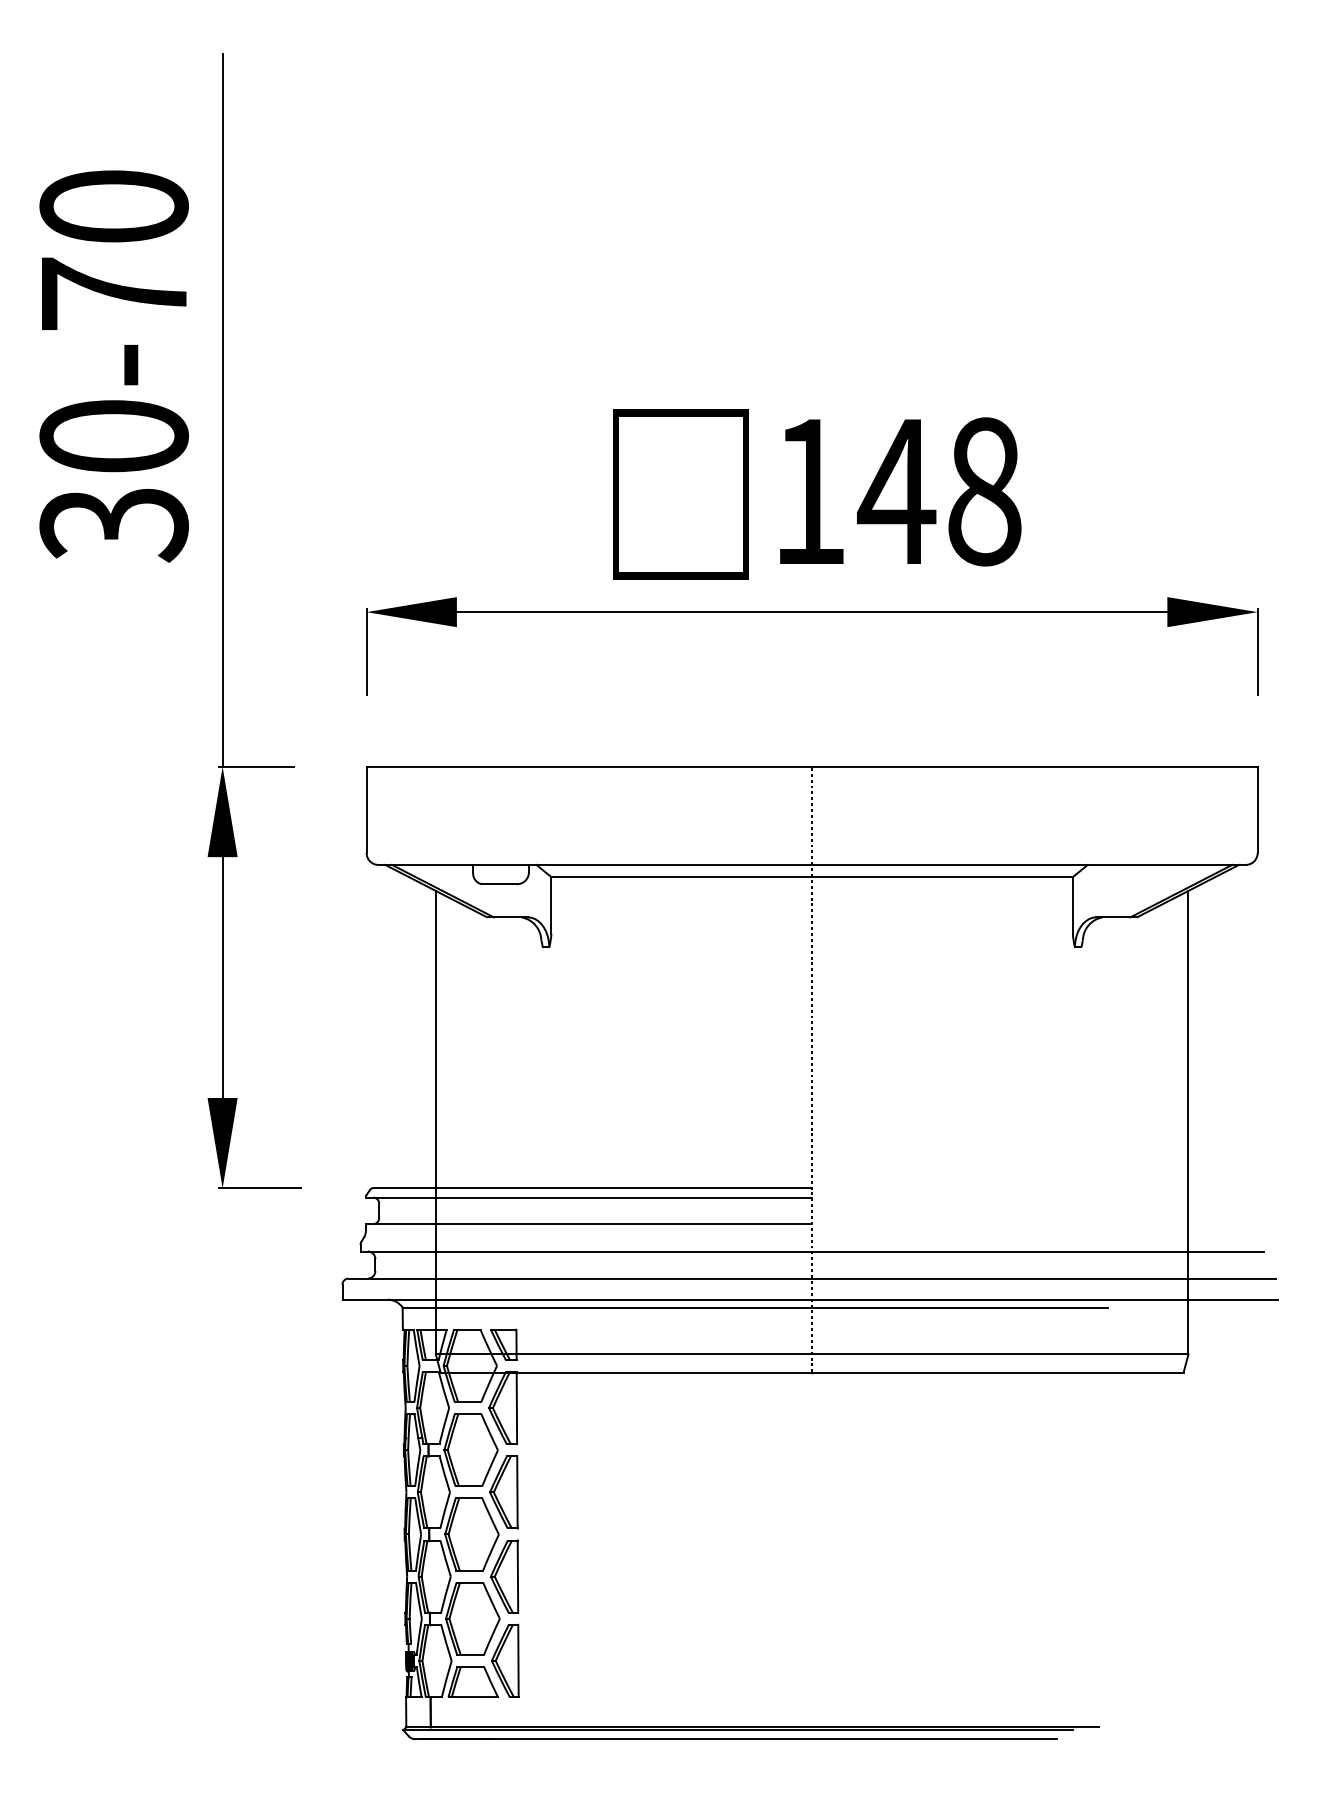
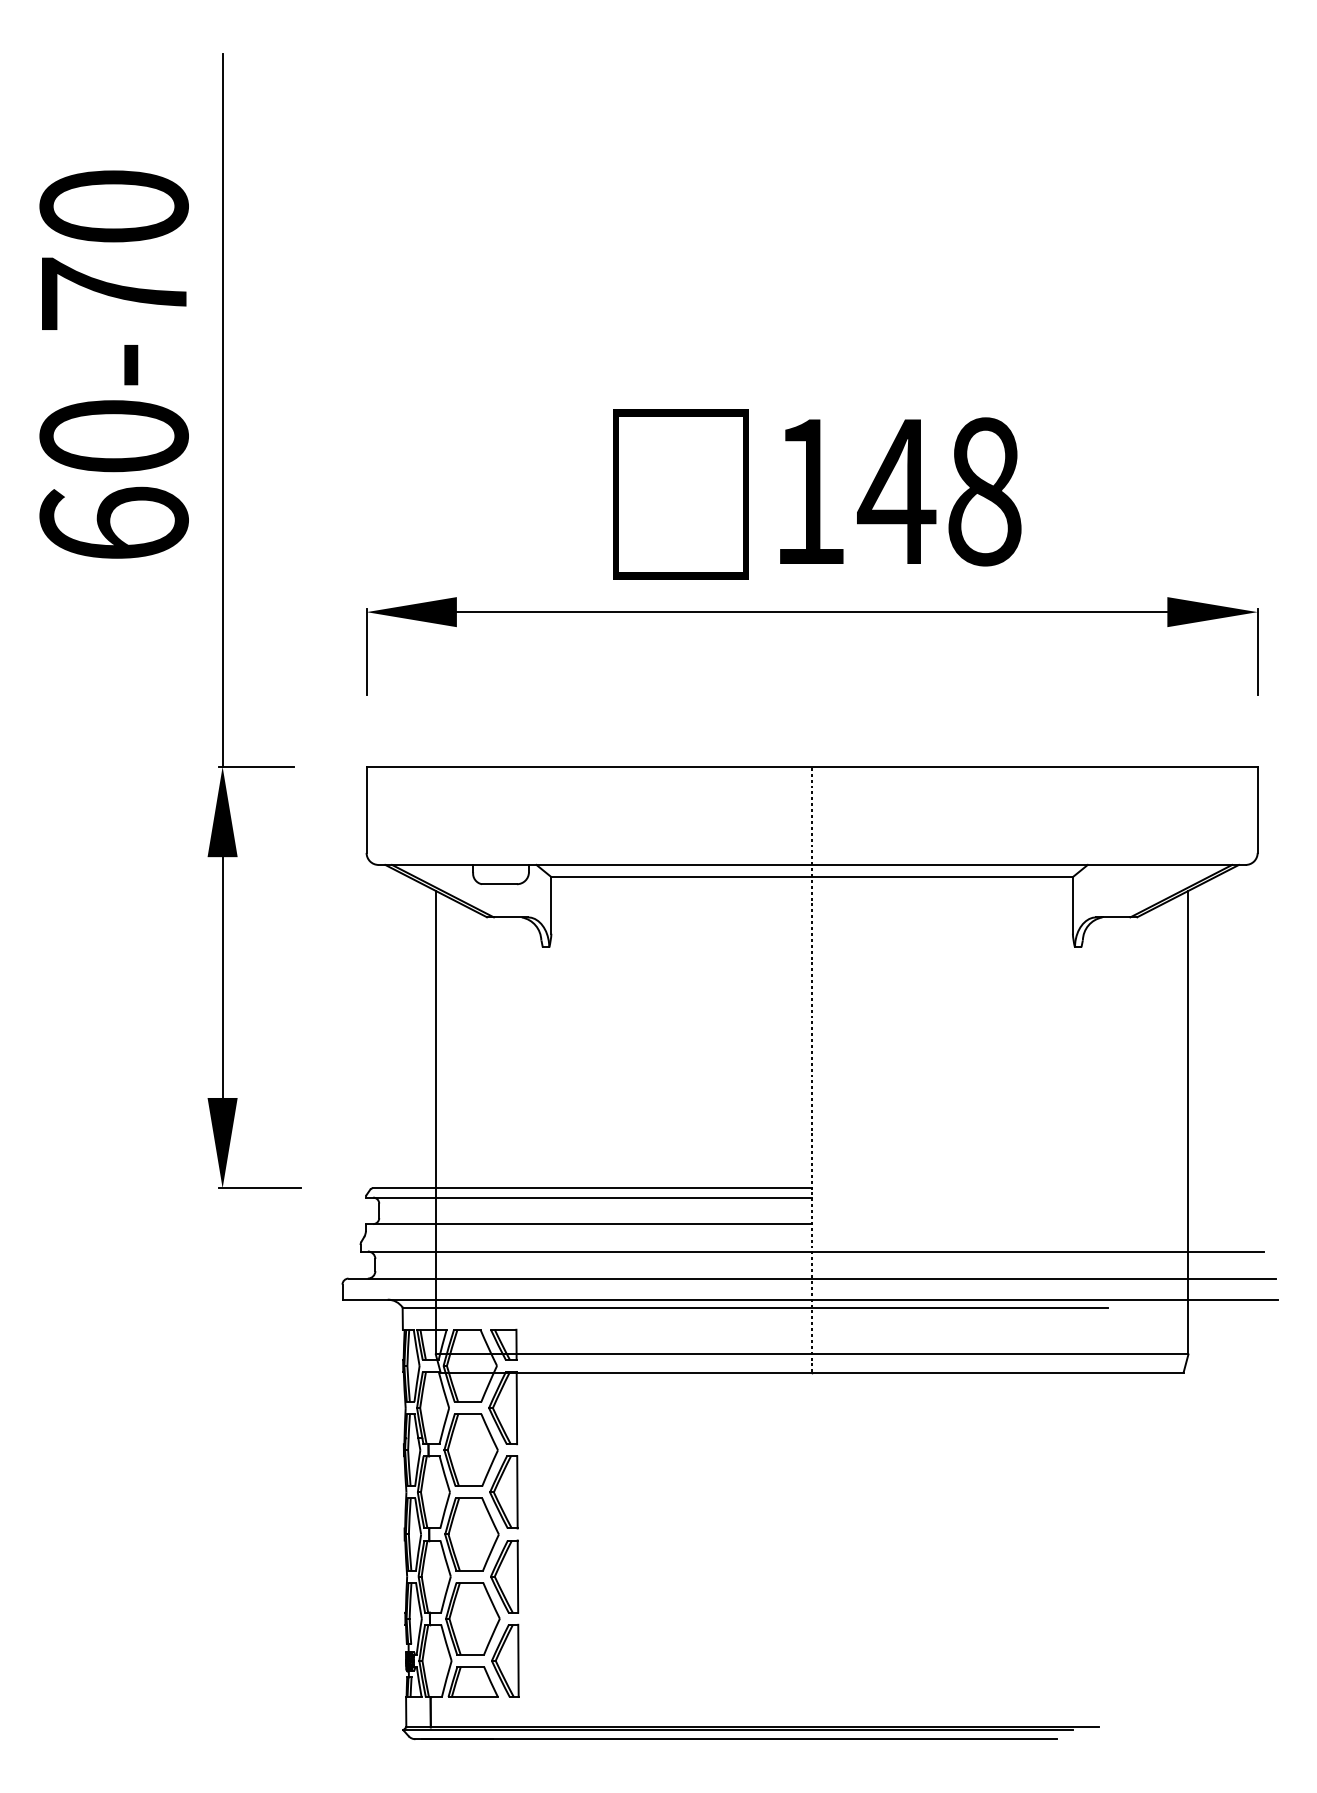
text: 30-70 -> 60-70 (113, 524)
